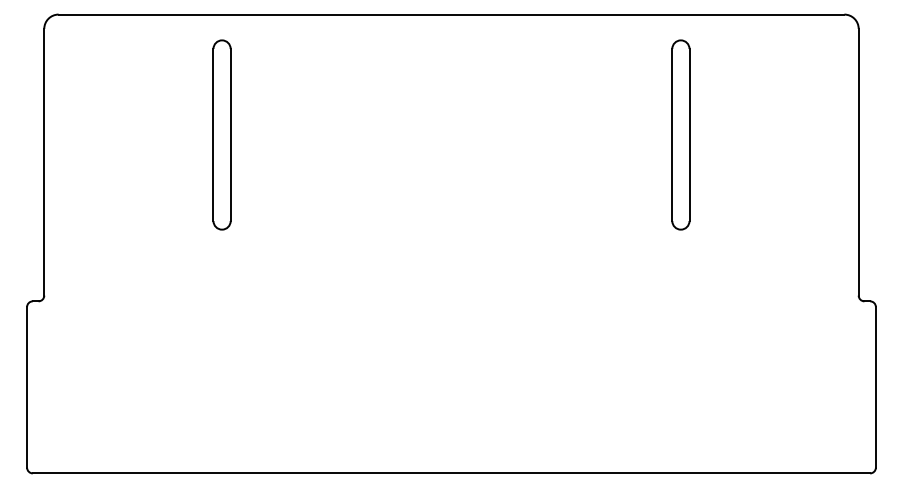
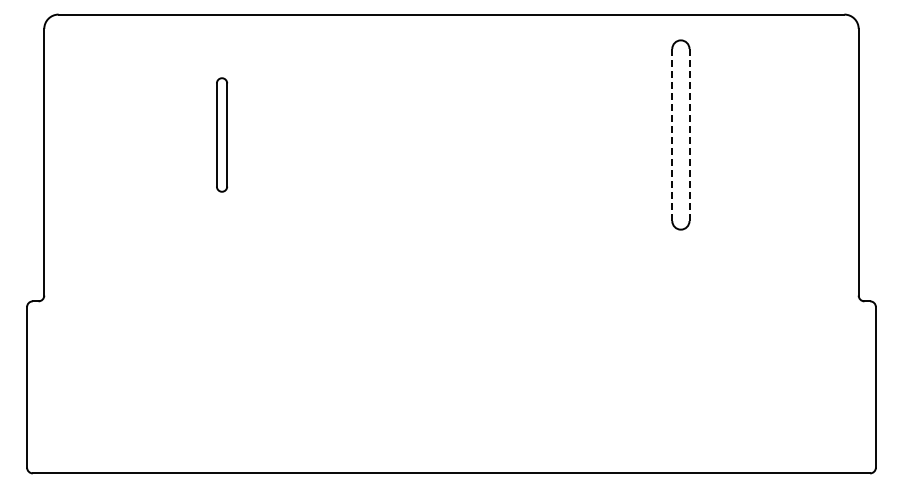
part size: 20x192 px -> 12x116 px (221, 134)
line: solid -> dashed (689, 134)
line: solid -> dashed (672, 135)
